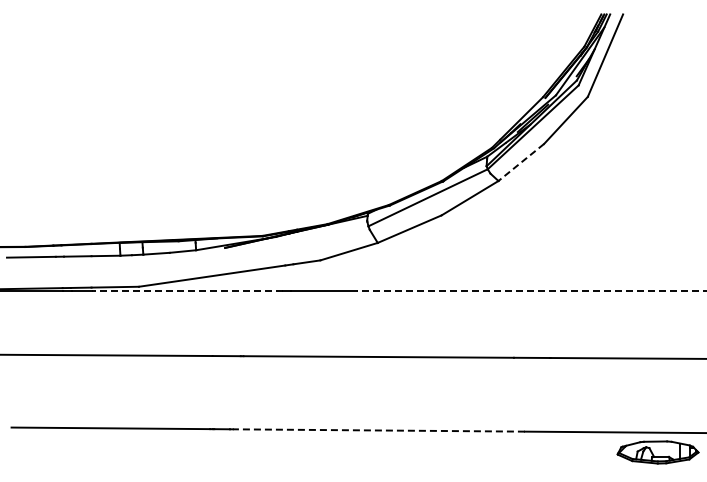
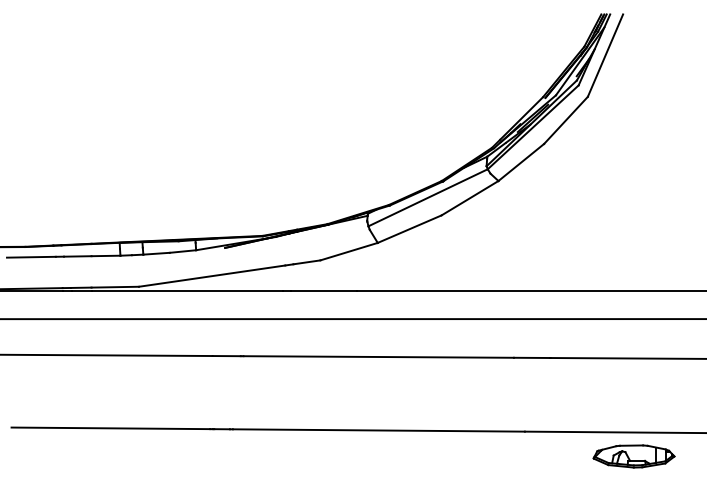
line: dashed -> solid (520, 162)
line: dashed -> solid (187, 291)
line: dashed -> solid (531, 291)
line: none -> present (352, 319)
line: dashed -> solid (378, 430)
part position: (657, 452) -> (633, 456) (633, 456)
